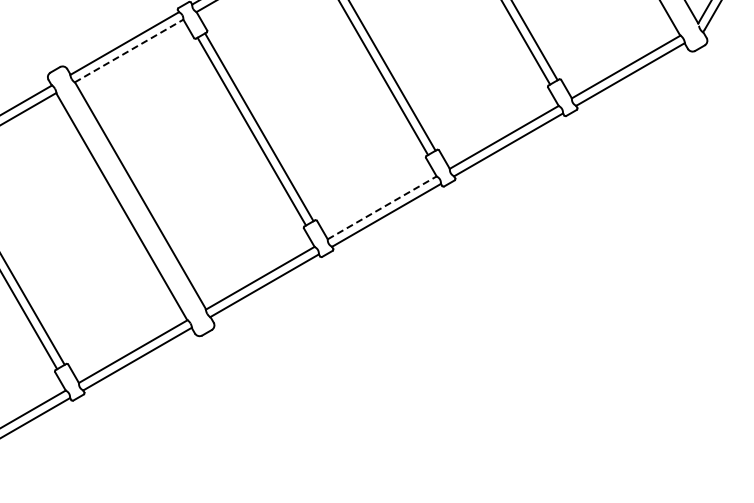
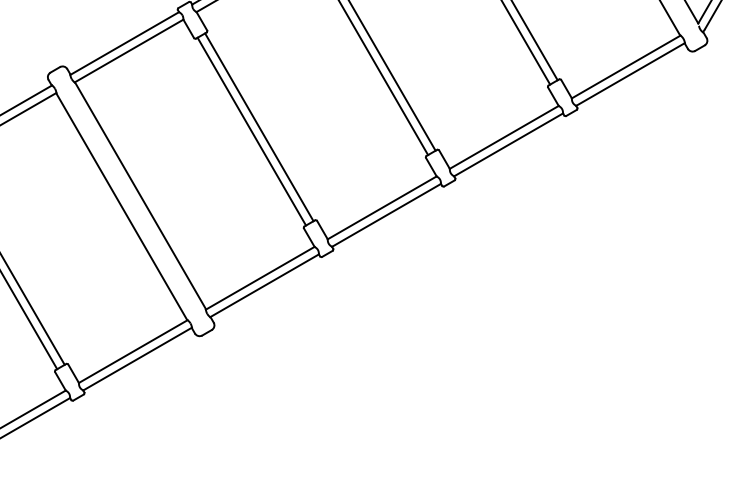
line: dashed -> solid (129, 51)
line: dashed -> solid (382, 207)
